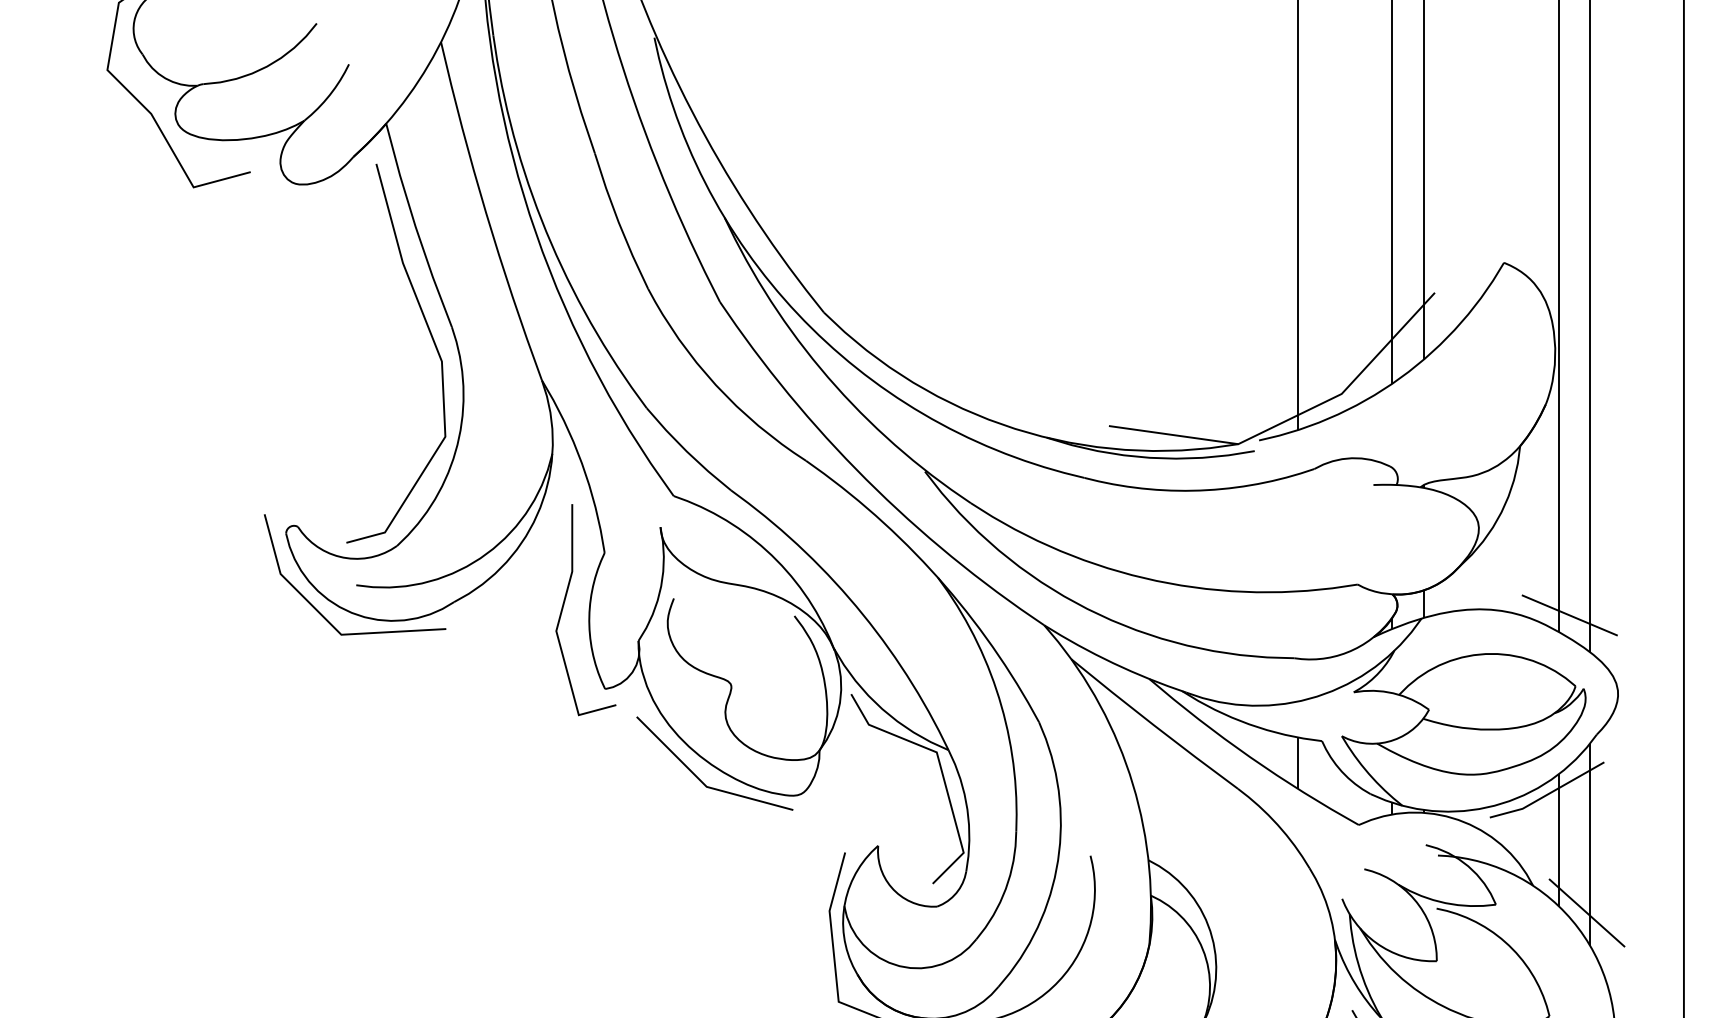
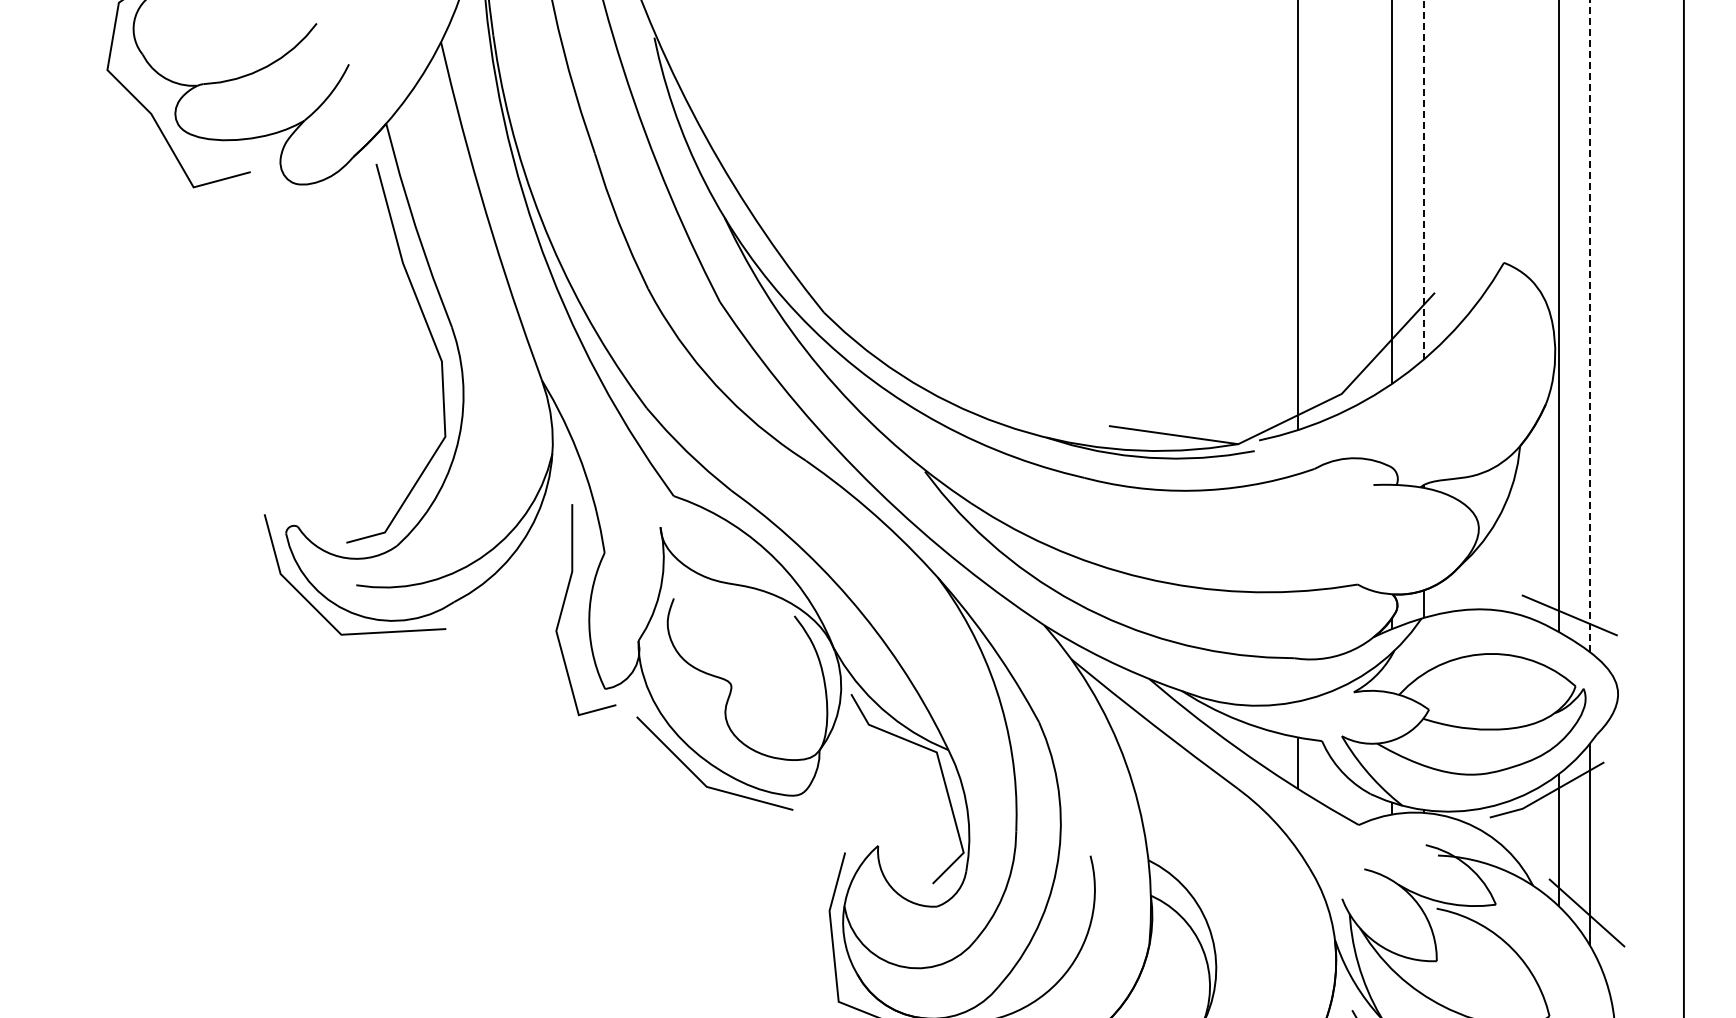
line: solid -> dashed (1423, 179)
line: solid -> dashed (1590, 326)
